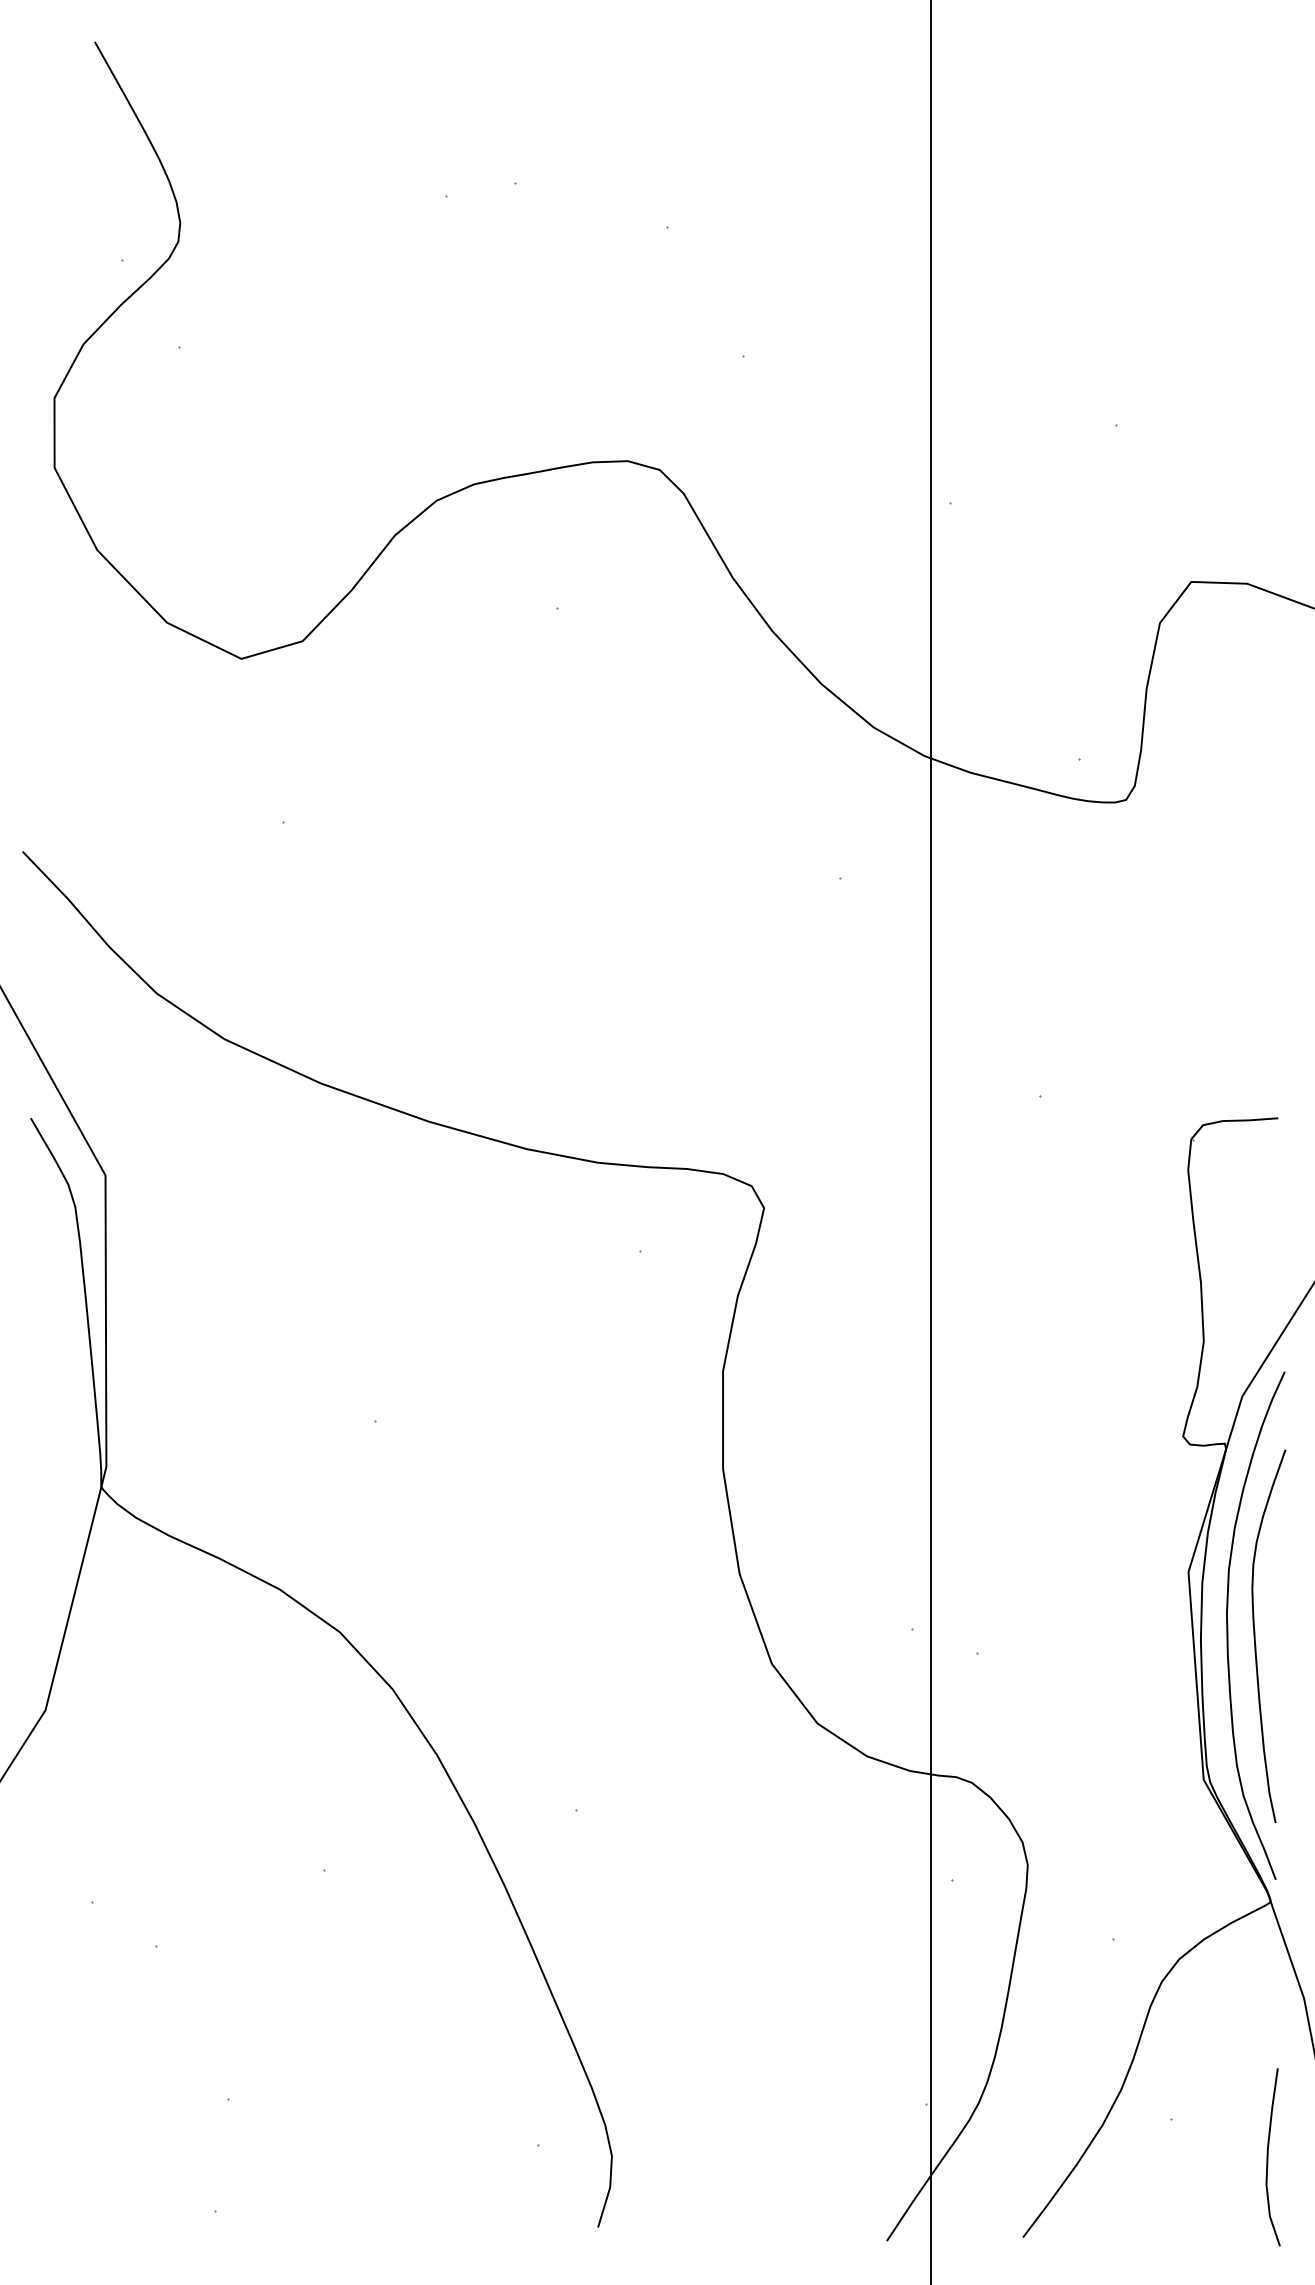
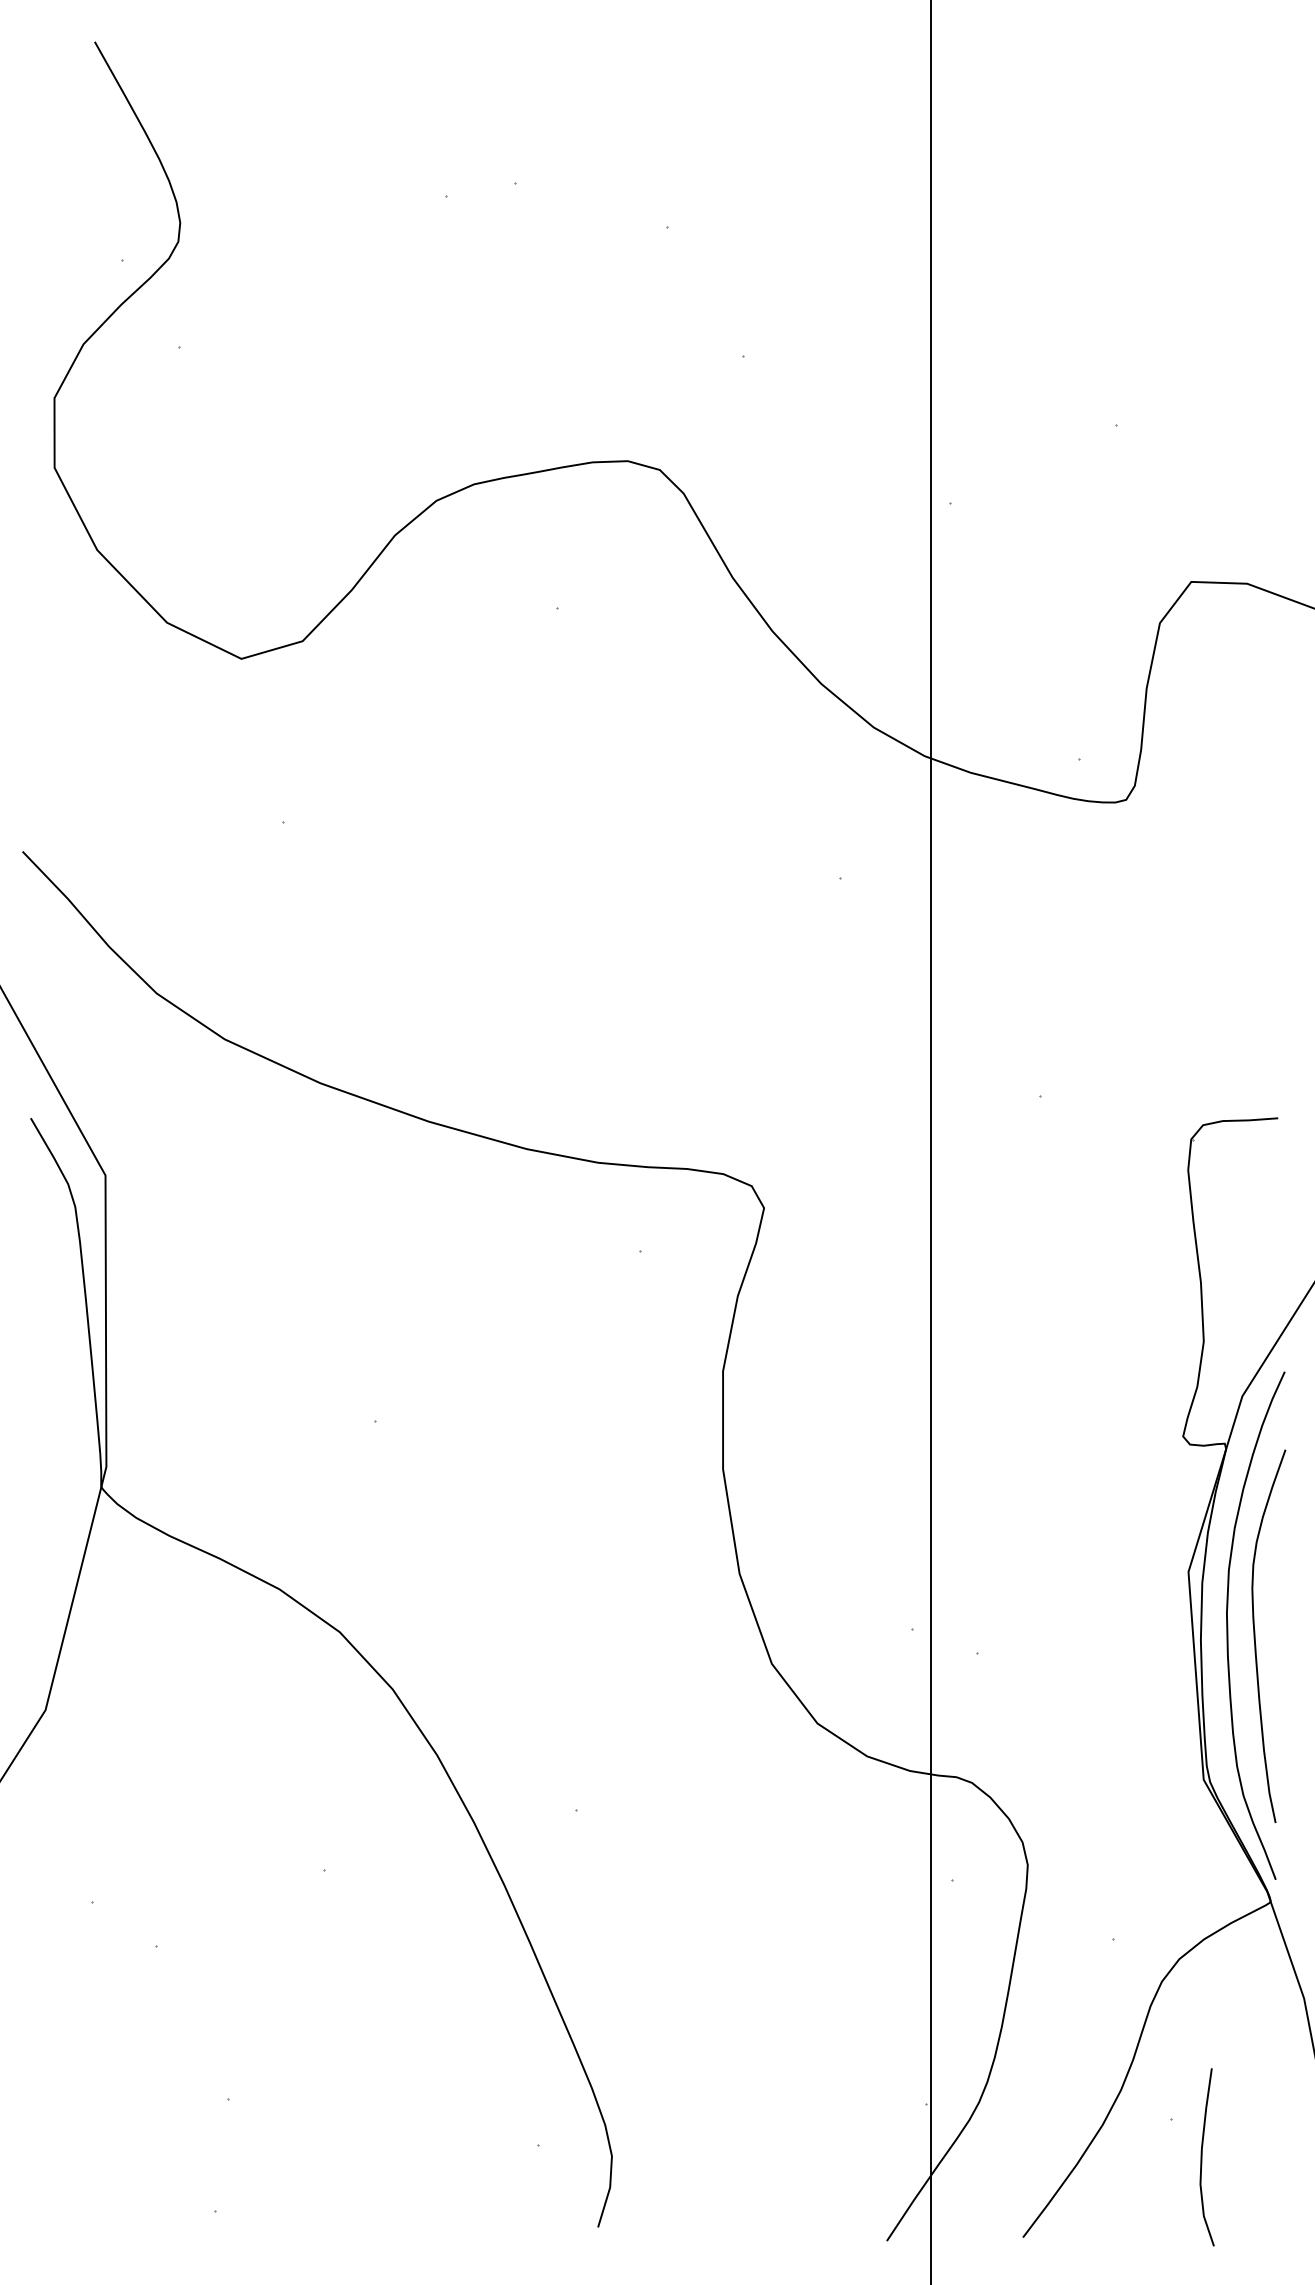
curve position: (1268, 2157) -> (1202, 2157) (1202, 2157)
